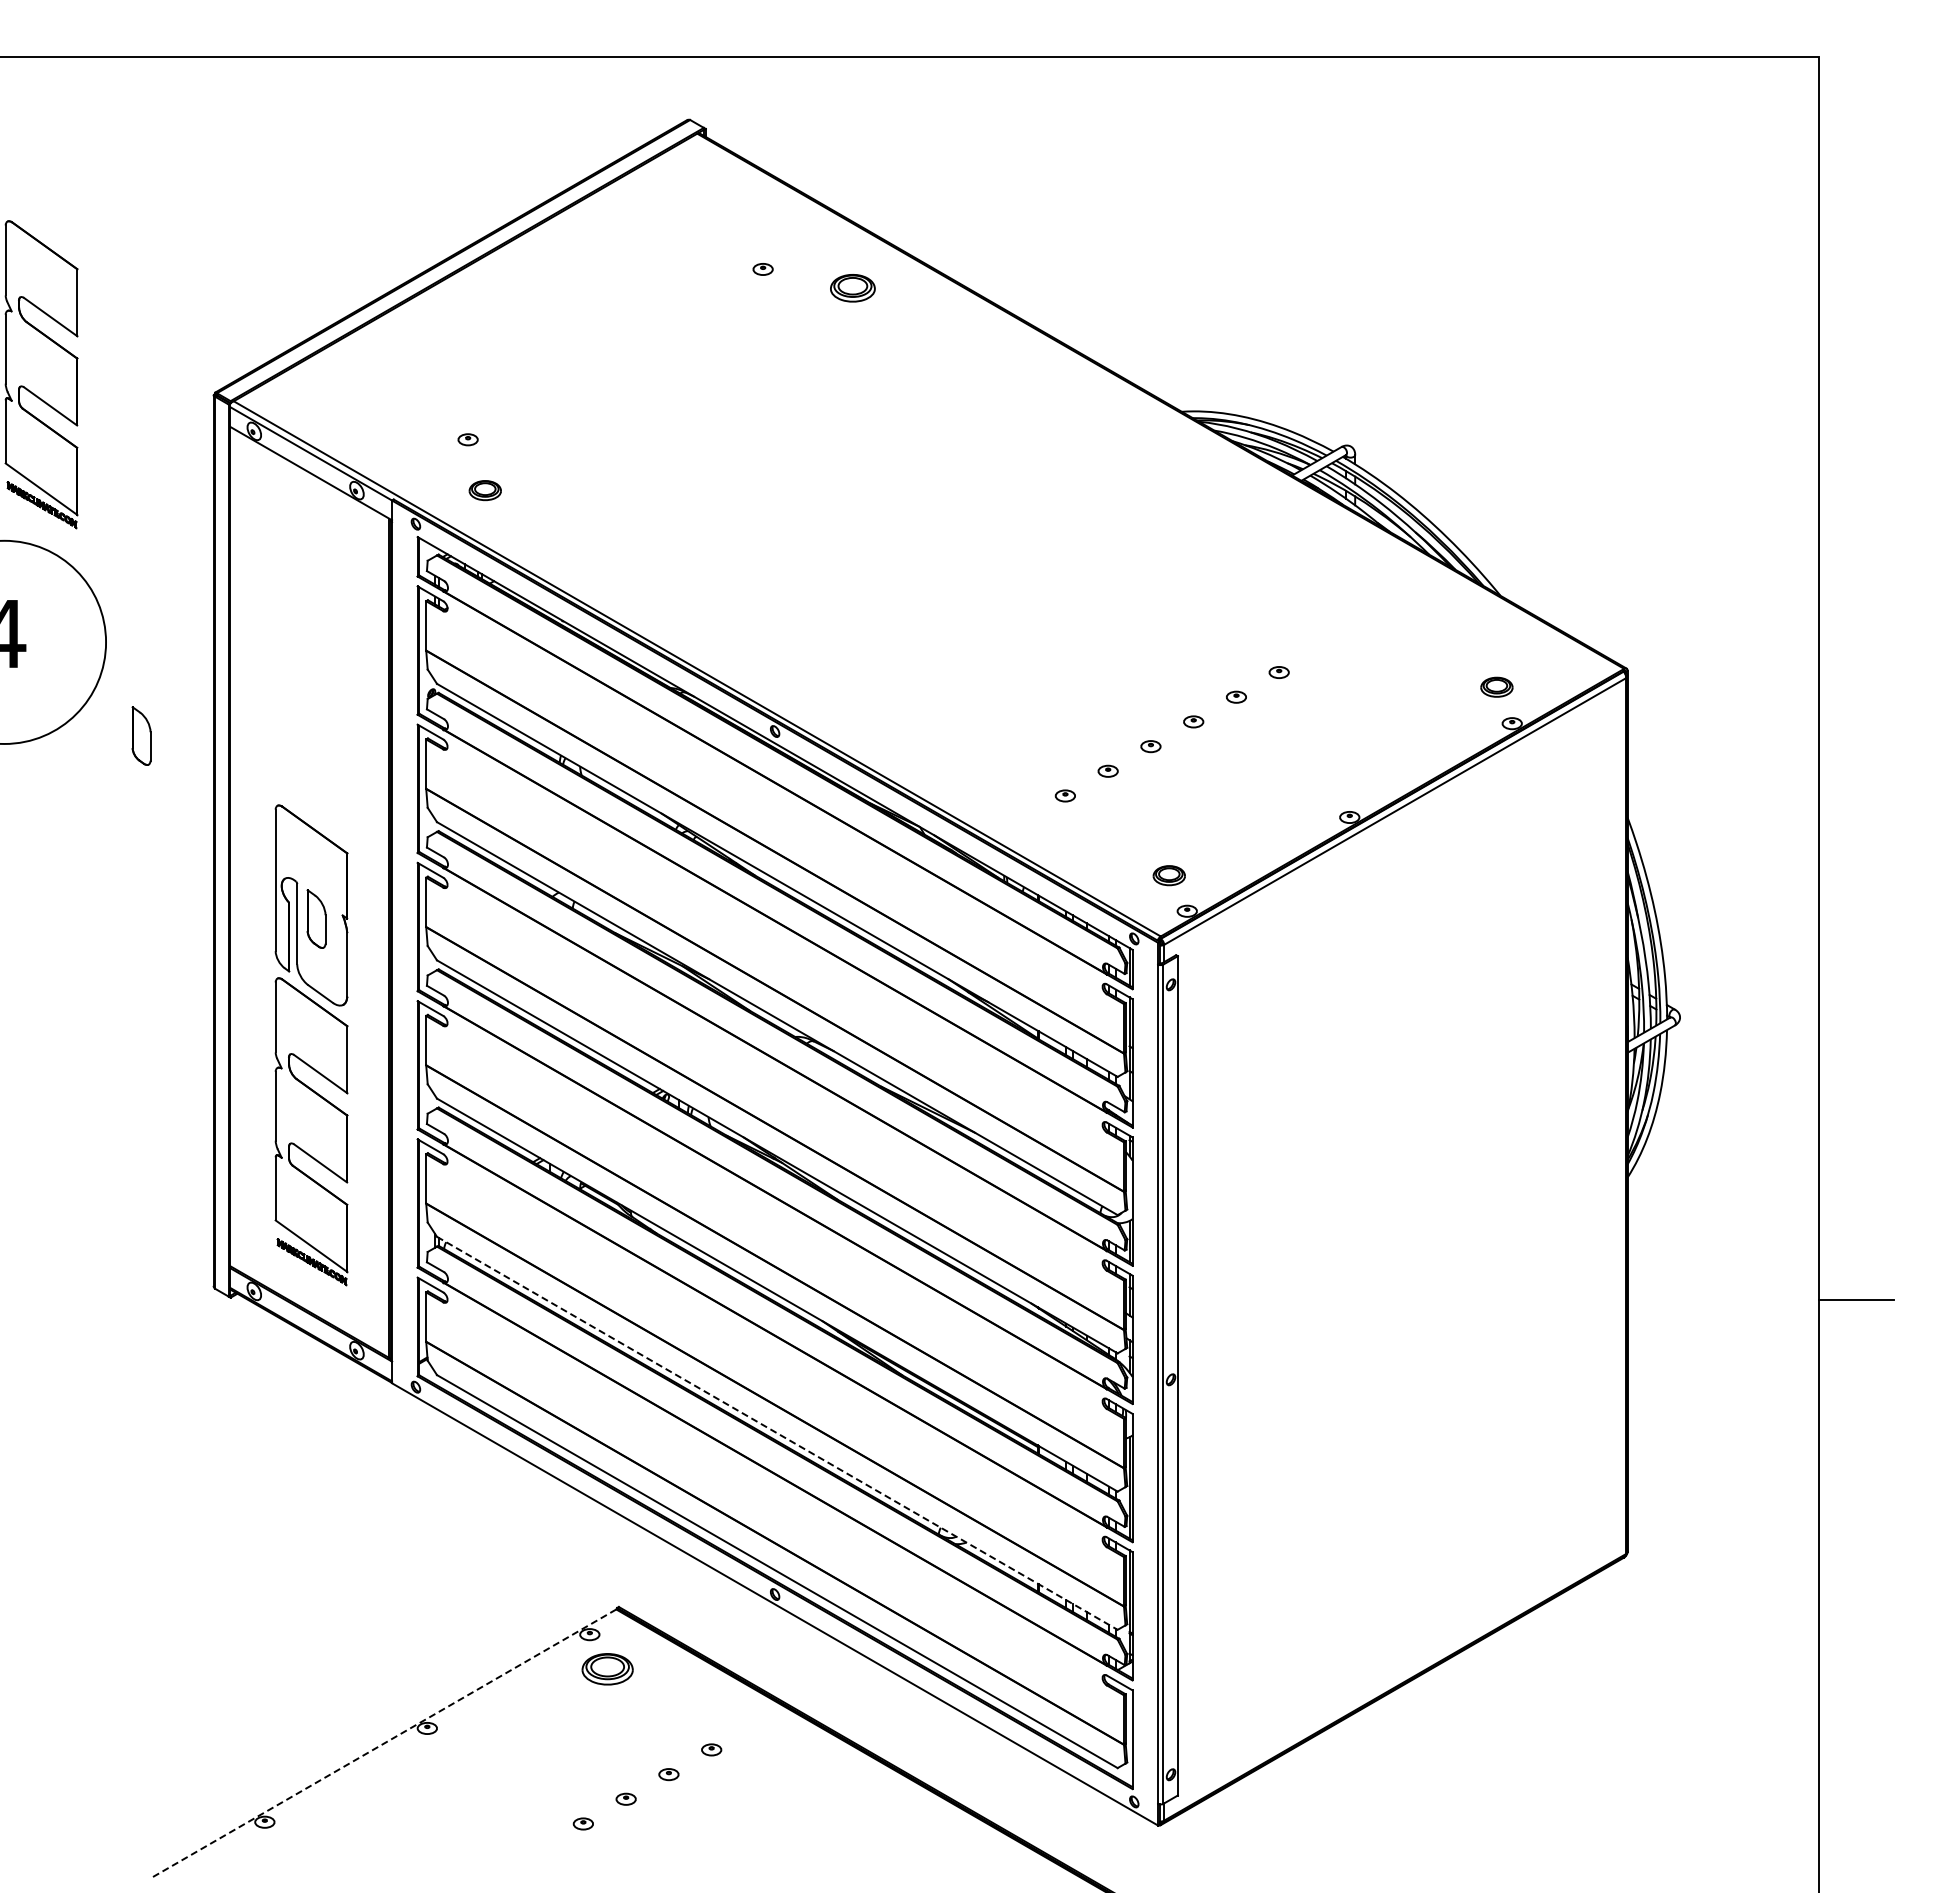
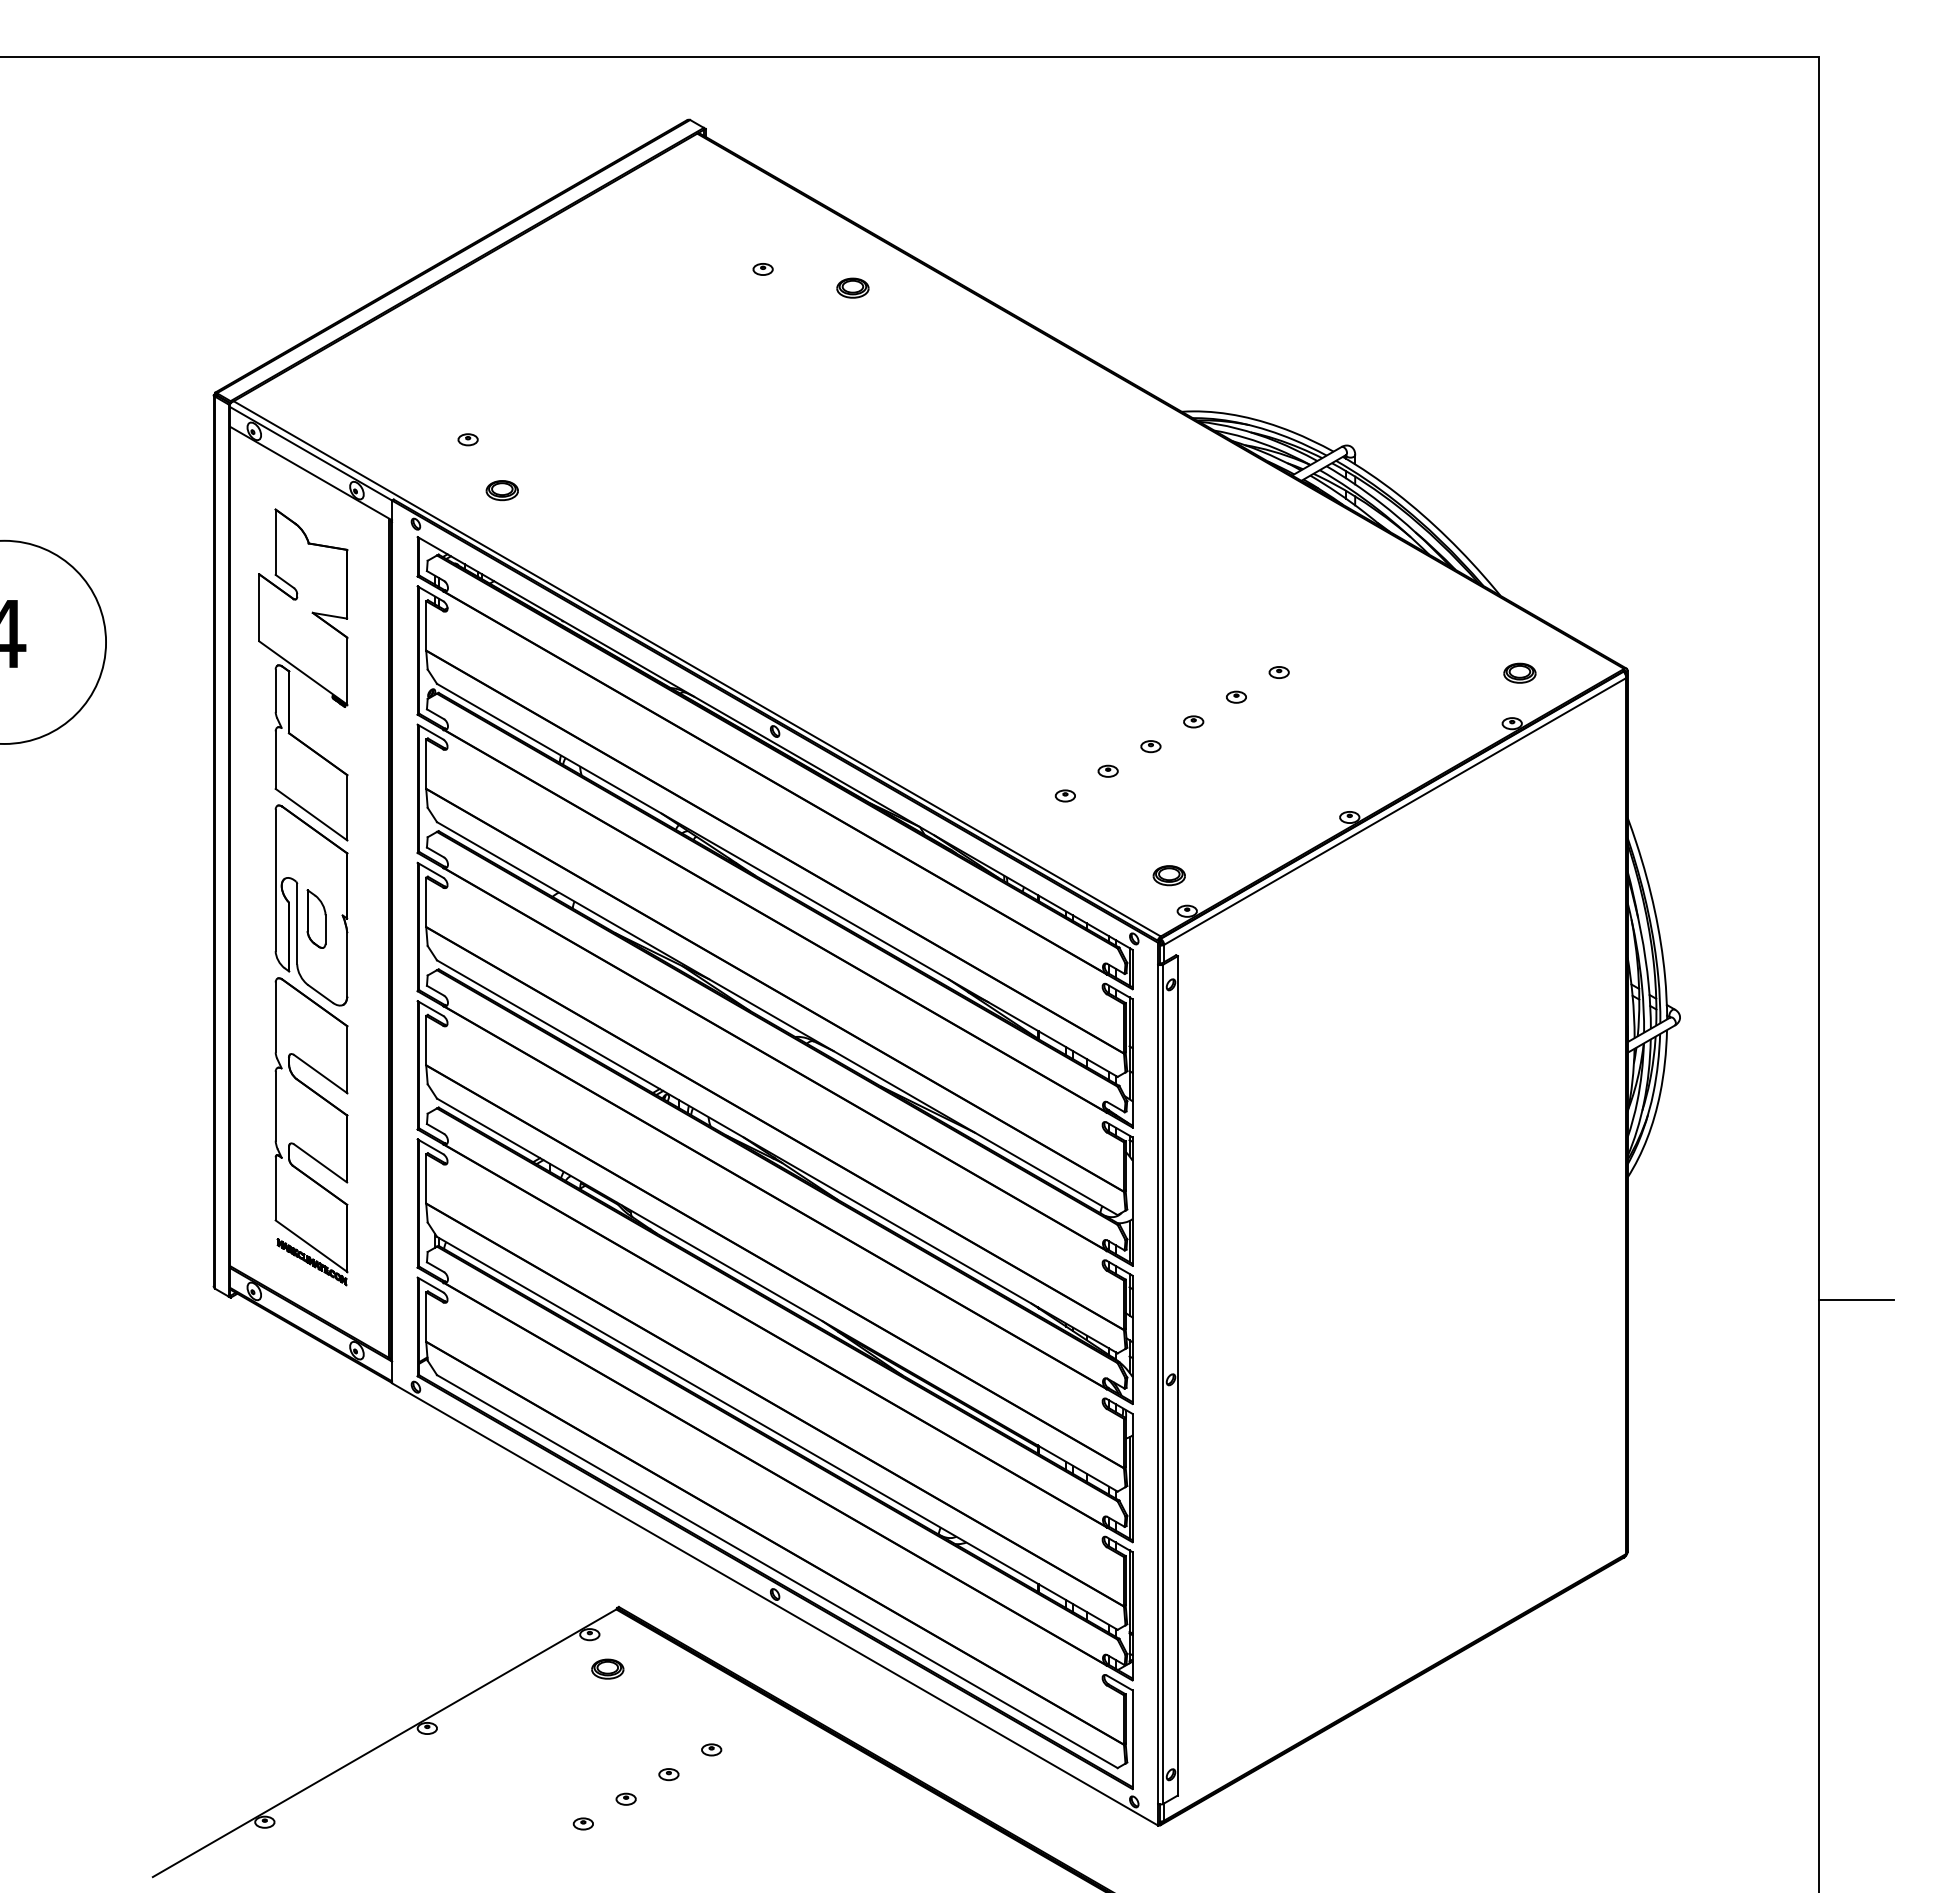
part size: 46x29 px -> 34x22 px (852, 287)
part: present -> none (41, 374)
part position: (484, 490) -> (501, 490) (501, 490)
part: none -> present (303, 674)
part position: (1496, 686) -> (1519, 672) (1519, 672)
part: present -> none (141, 735)
line: dashed -> solid (777, 1433)
part size: 53x33 px -> 34x22 px (607, 1668)
line: dashed -> solid (384, 1743)
